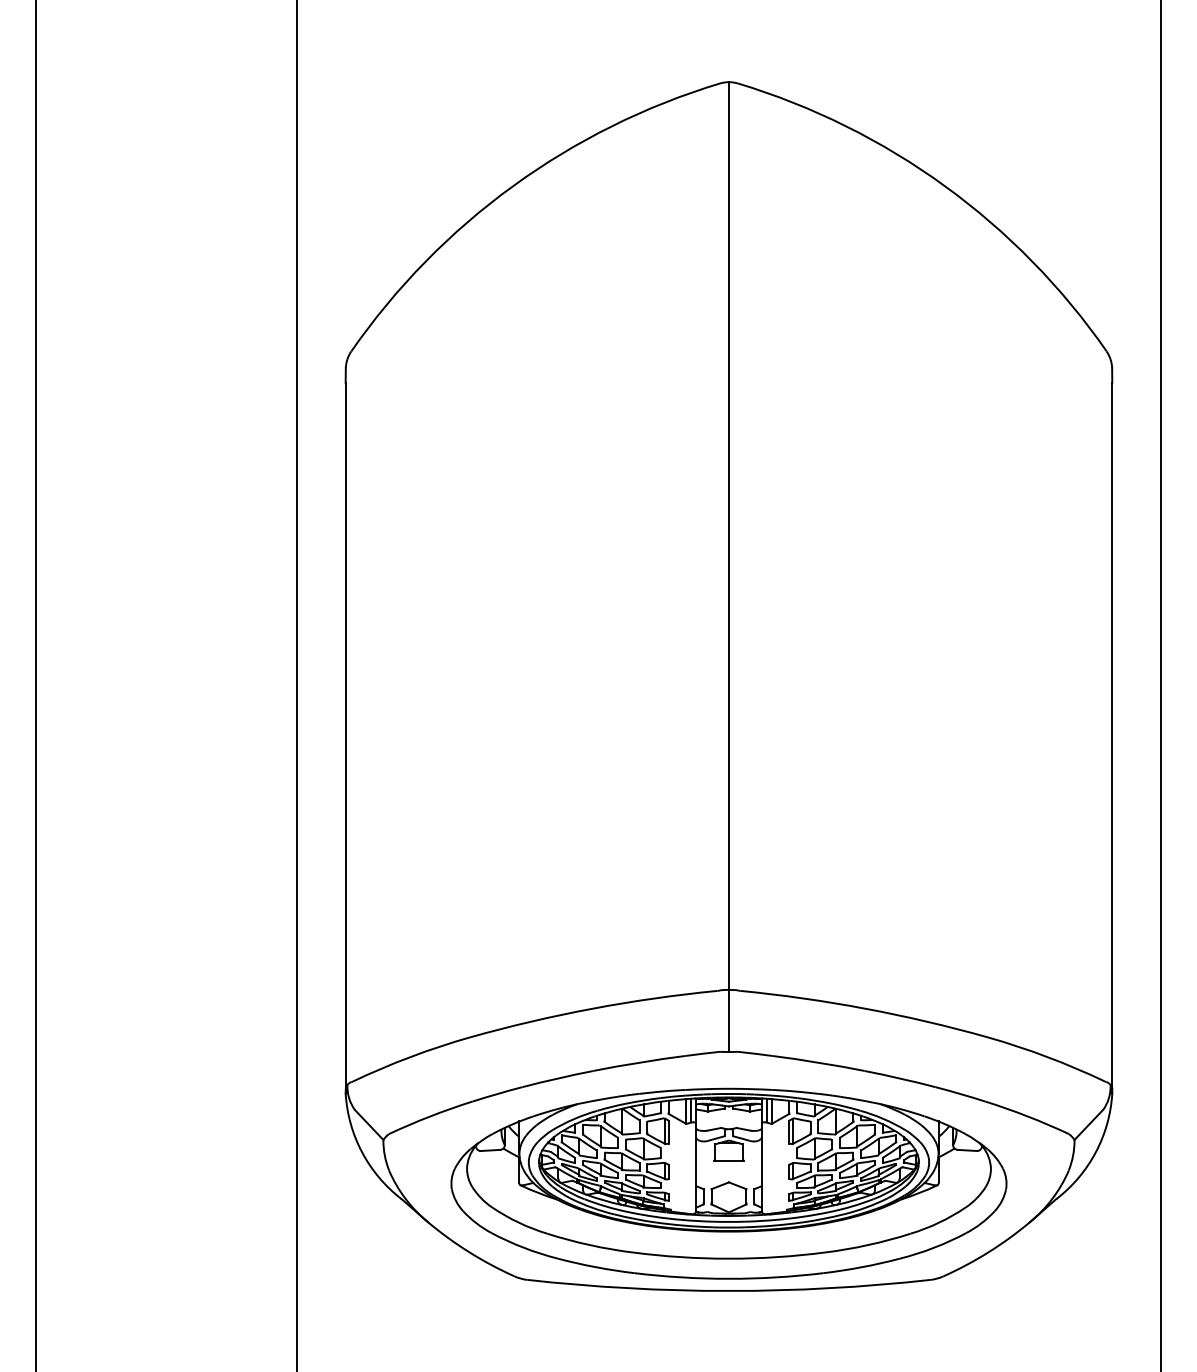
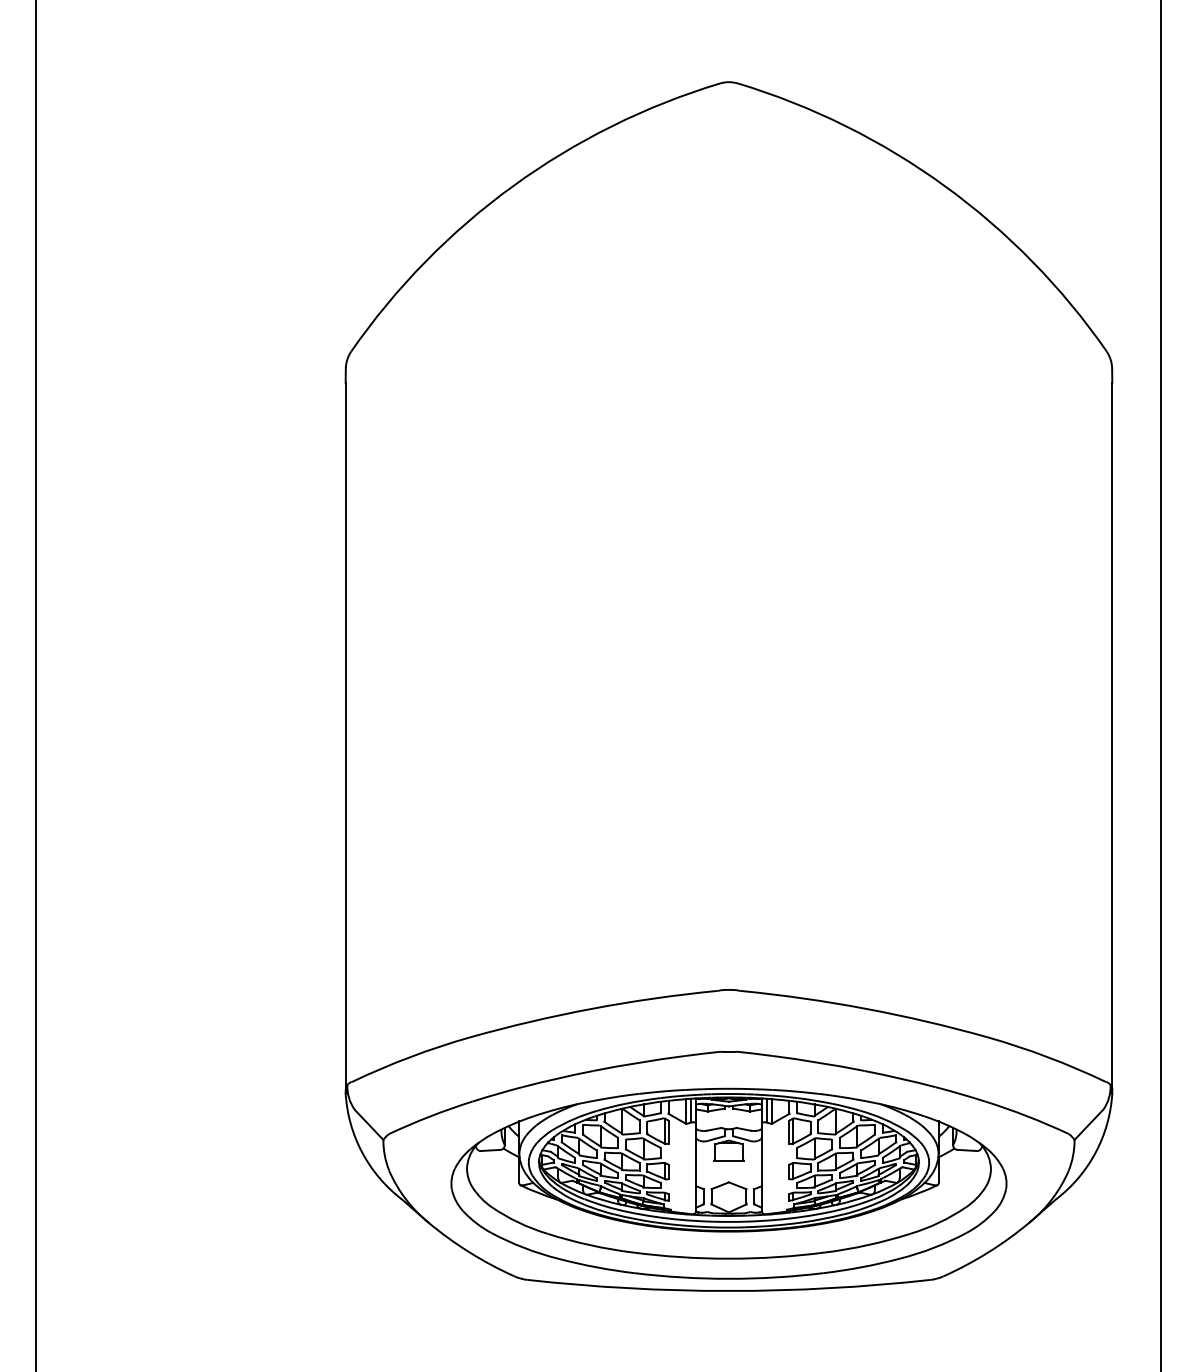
line: present -> none (728, 567)
line: present -> none (297, 685)
